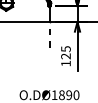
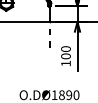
text: 125 -> 100 (65, 52)
